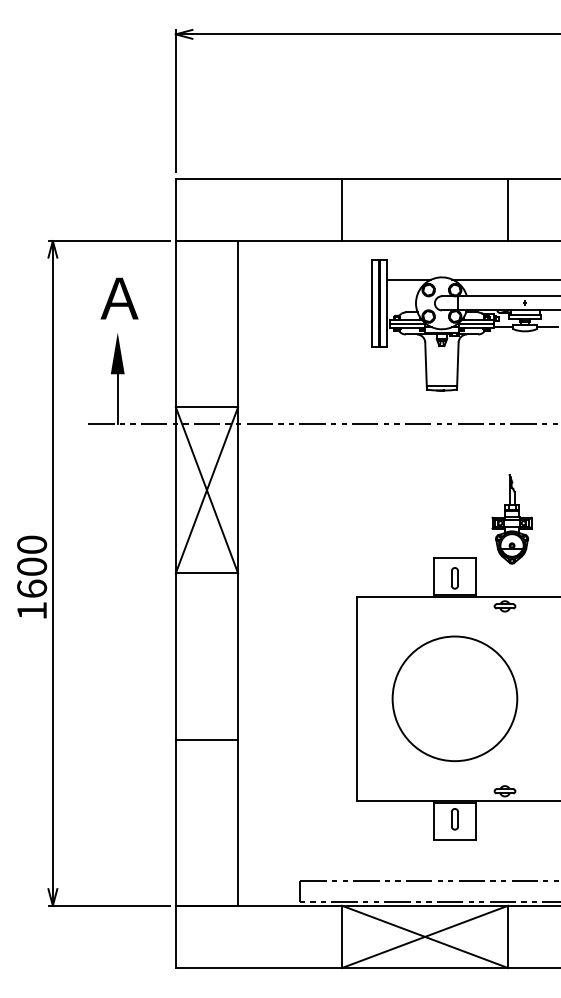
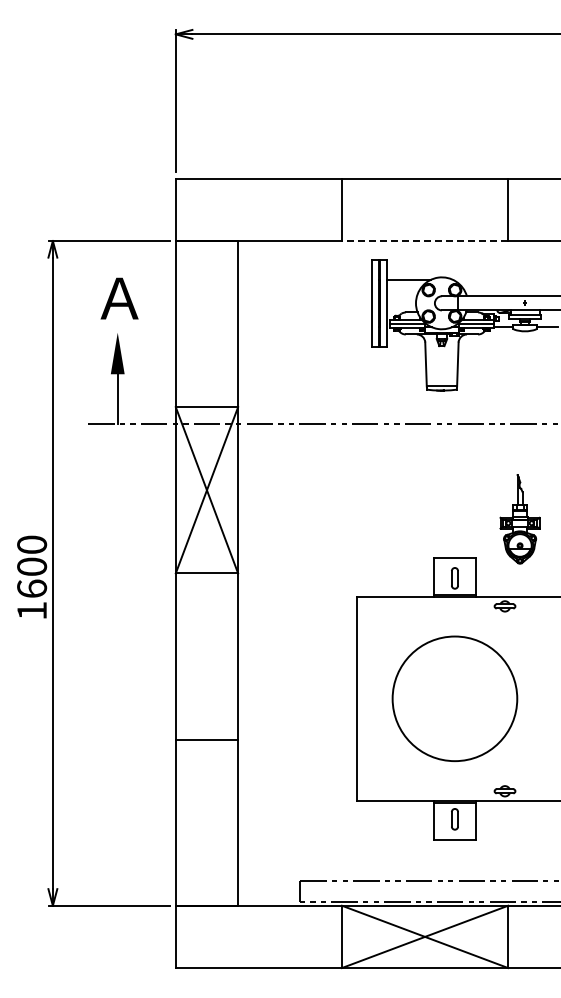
line: solid -> dashed (424, 241)
line: present -> none (504, 279)
part position: (511, 519) -> (519, 519) (519, 519)
